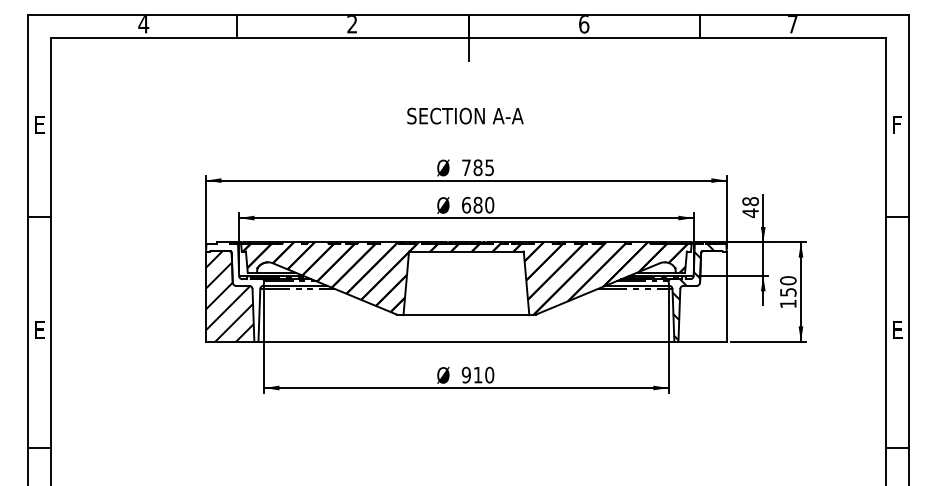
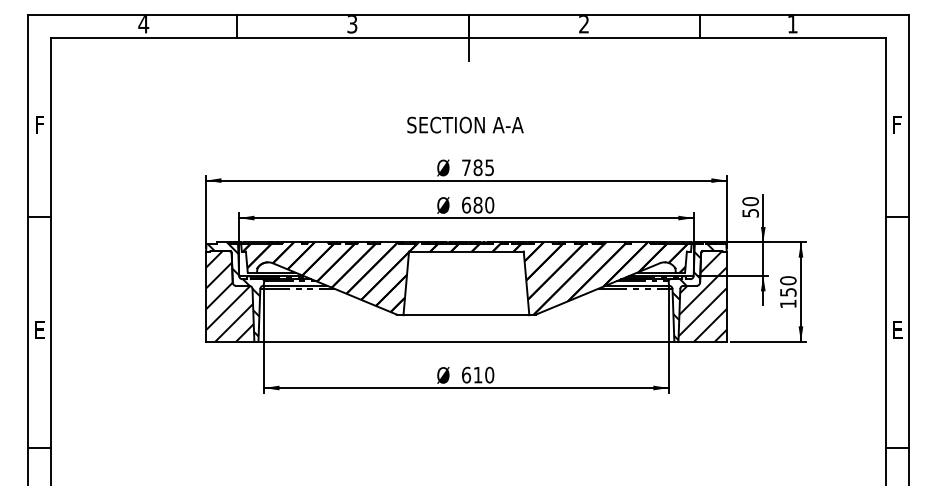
text: 2 -> 3 (352, 24)
text: 6 -> 2 (584, 24)
text: 7 -> 1 (792, 24)
text position: (465, 115) -> (465, 124) (465, 124)
text: E -> F (39, 124)
text: 48 -> 50 (750, 207)
hatch: none -> present (233, 289)
hatch: none -> present (702, 296)
text: 910 -> 610 (466, 374)
